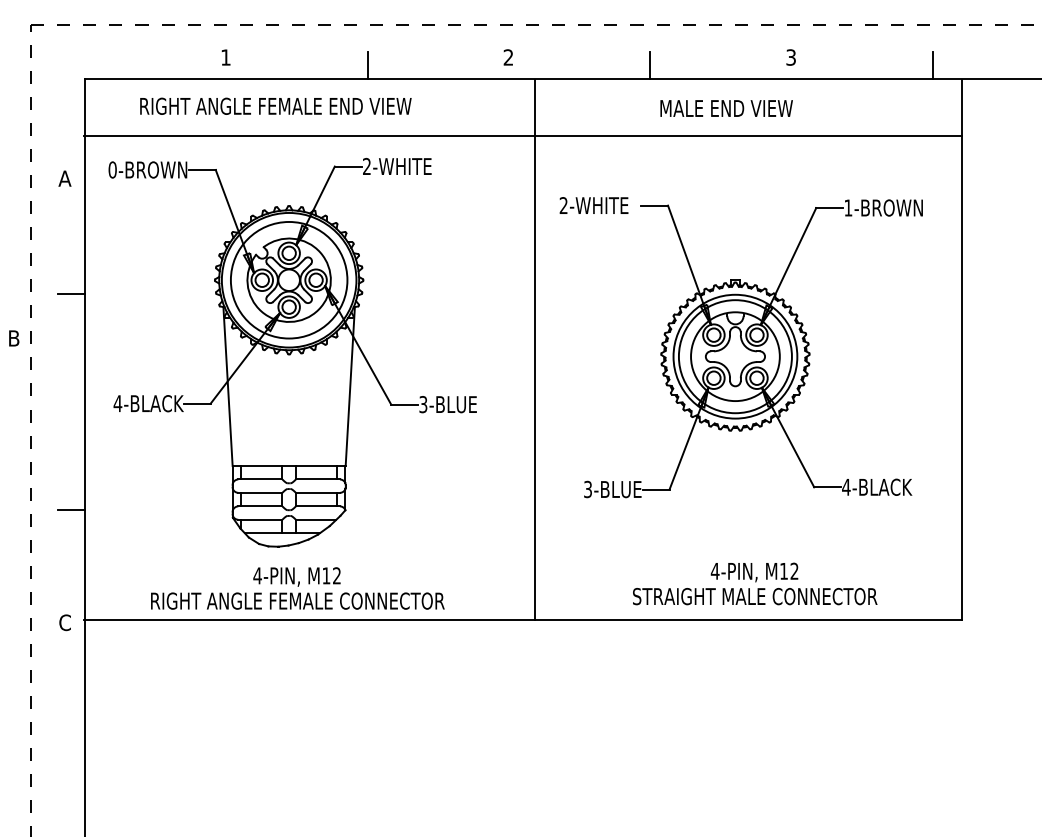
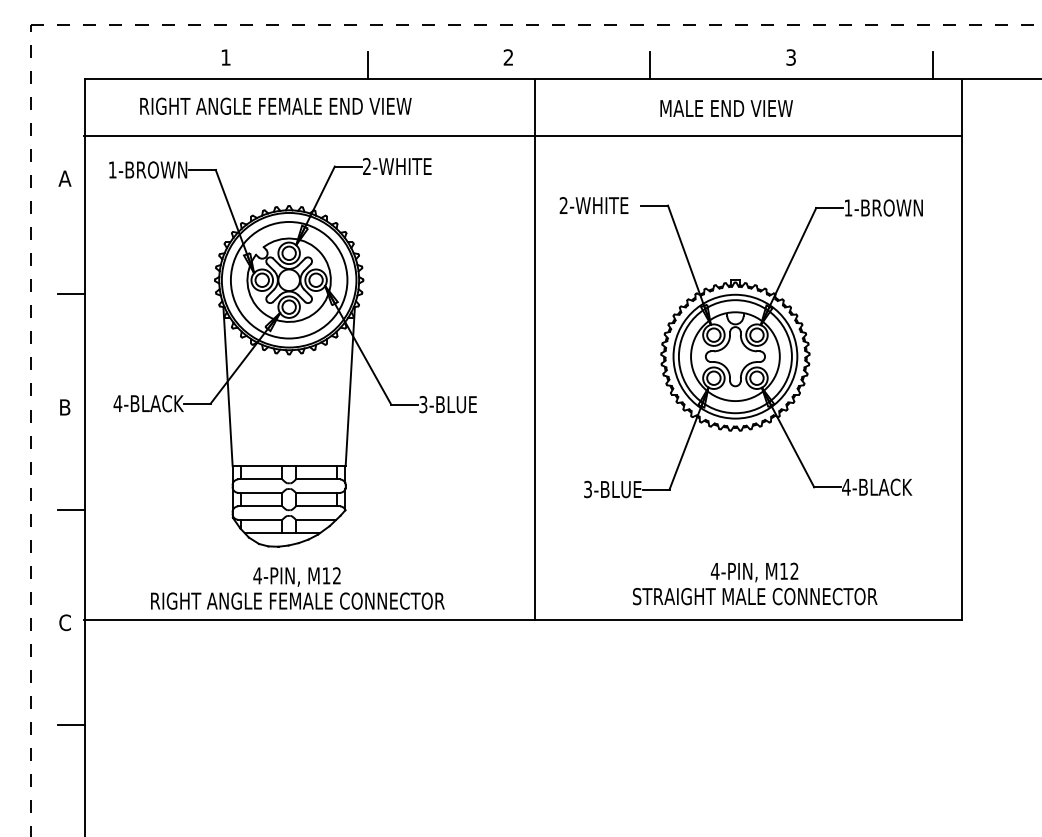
text: 0-BROWN -> 1-BROWN (112, 169)
text position: (14, 338) -> (65, 407) (65, 407)
line: none -> present (71, 725)
